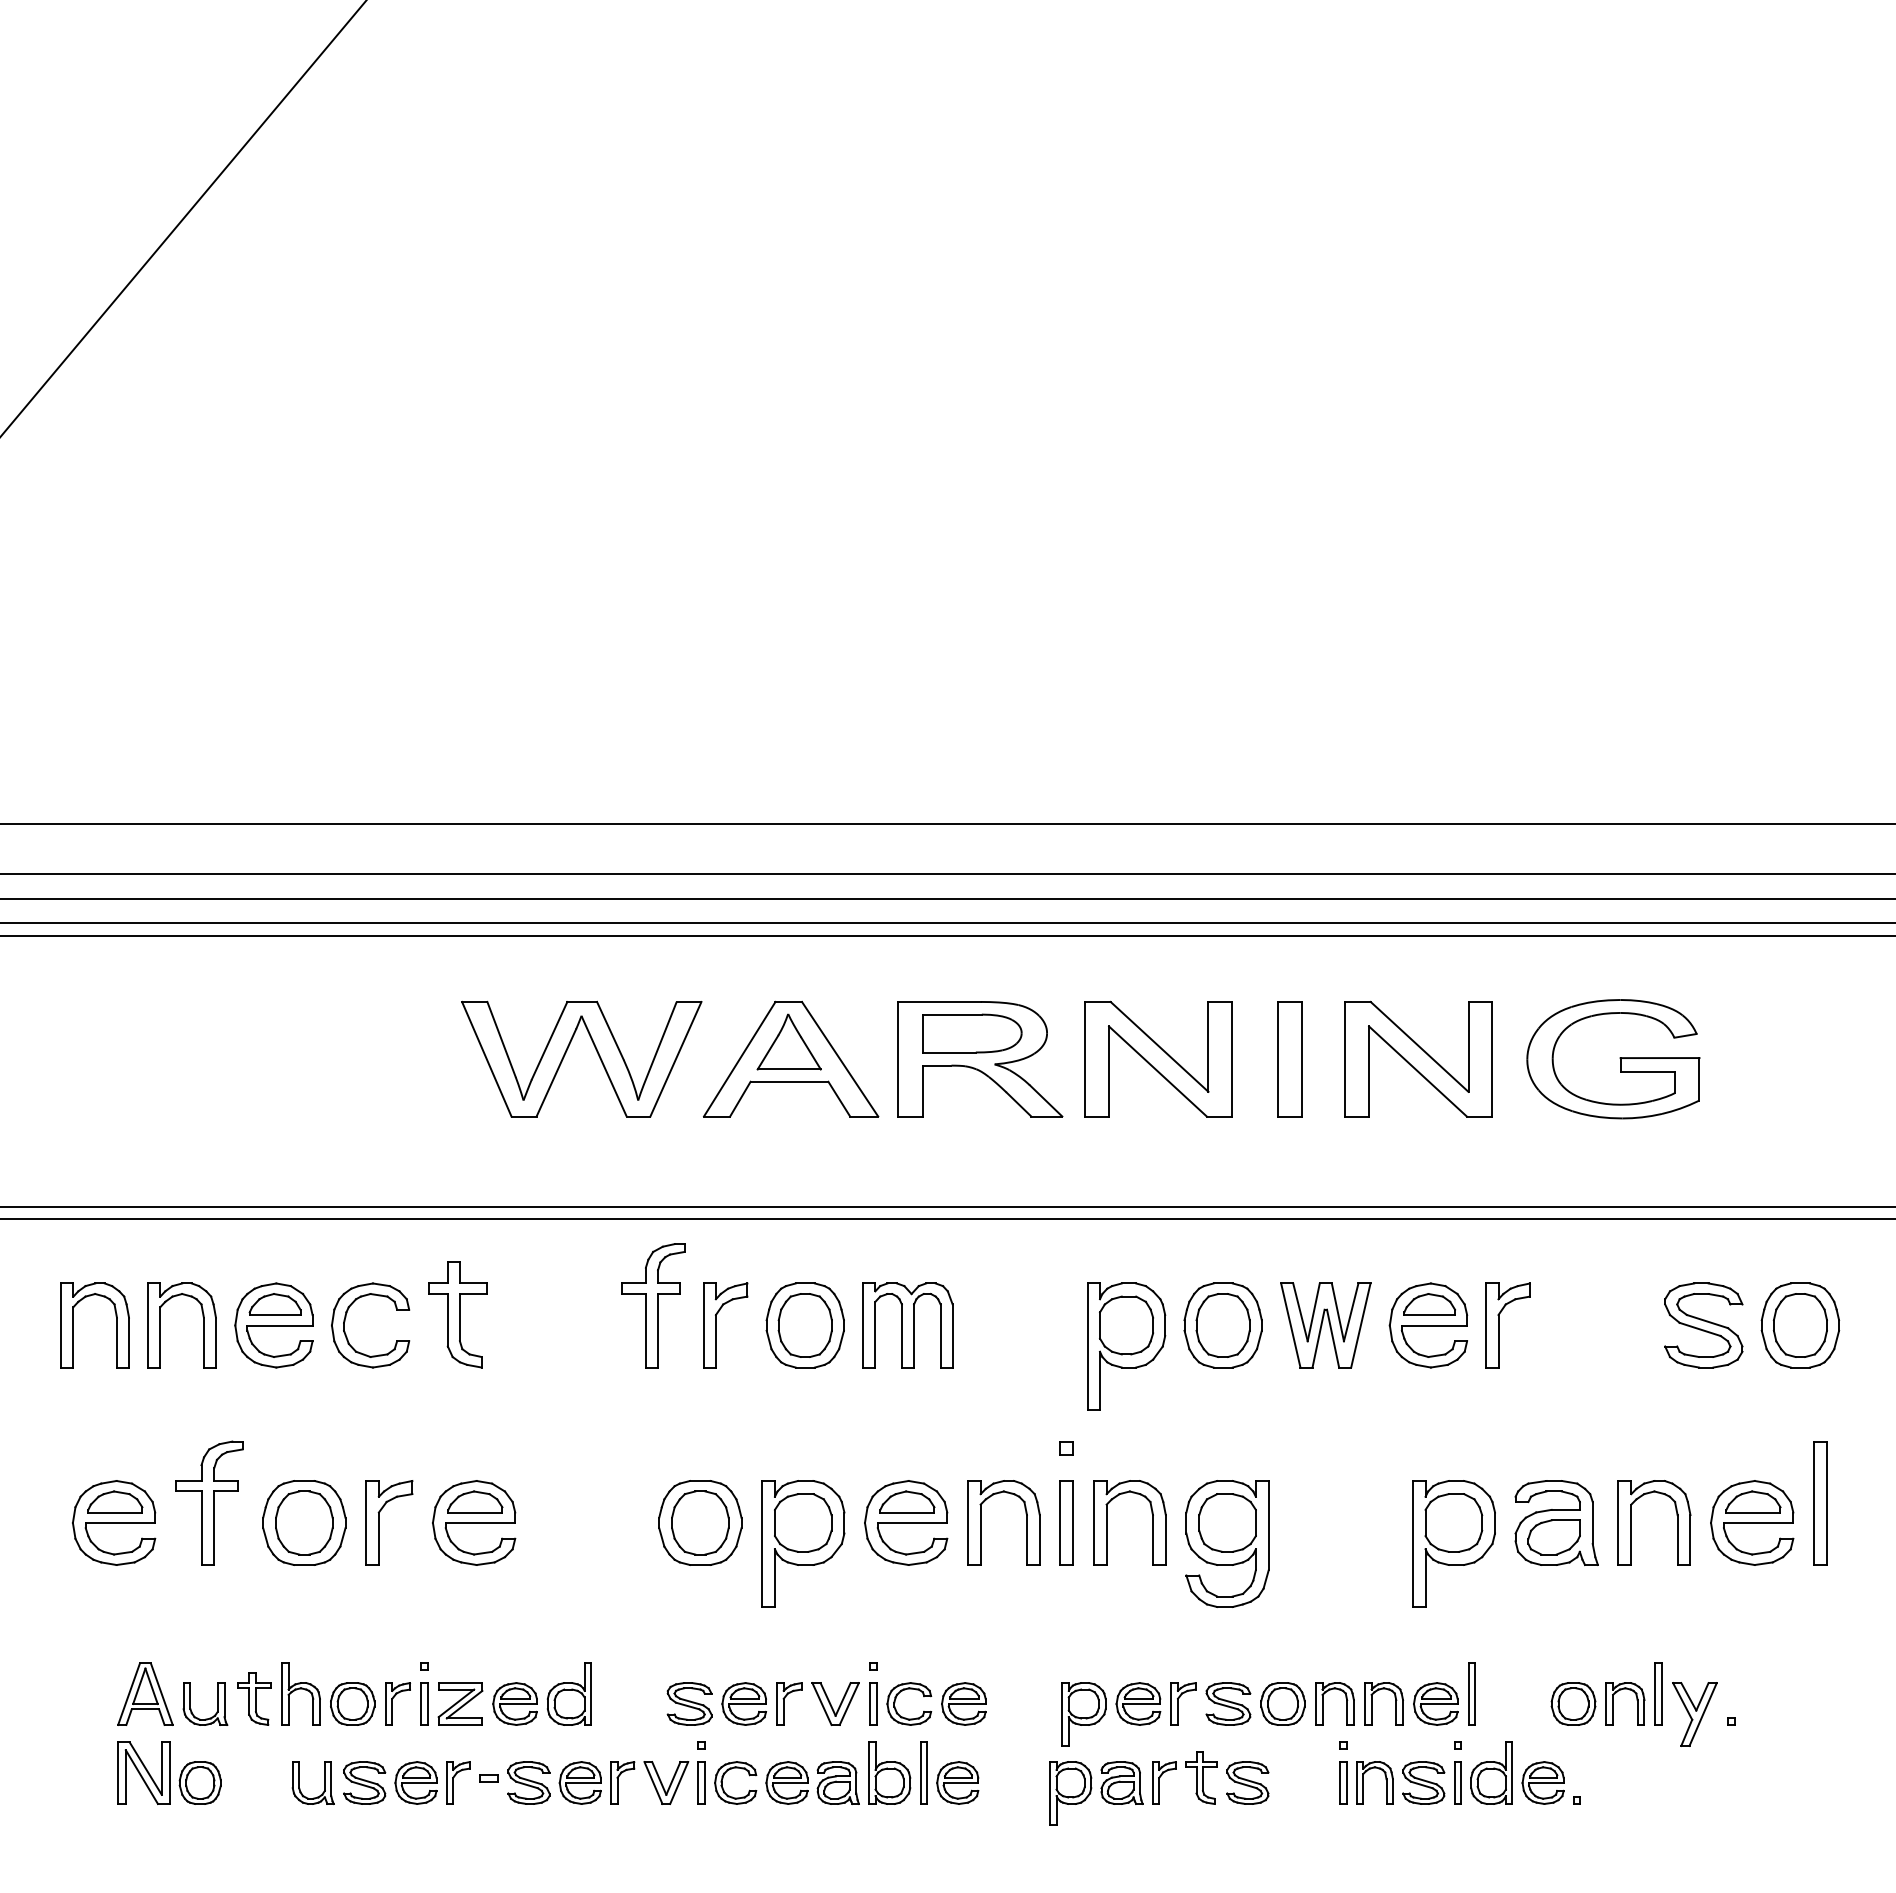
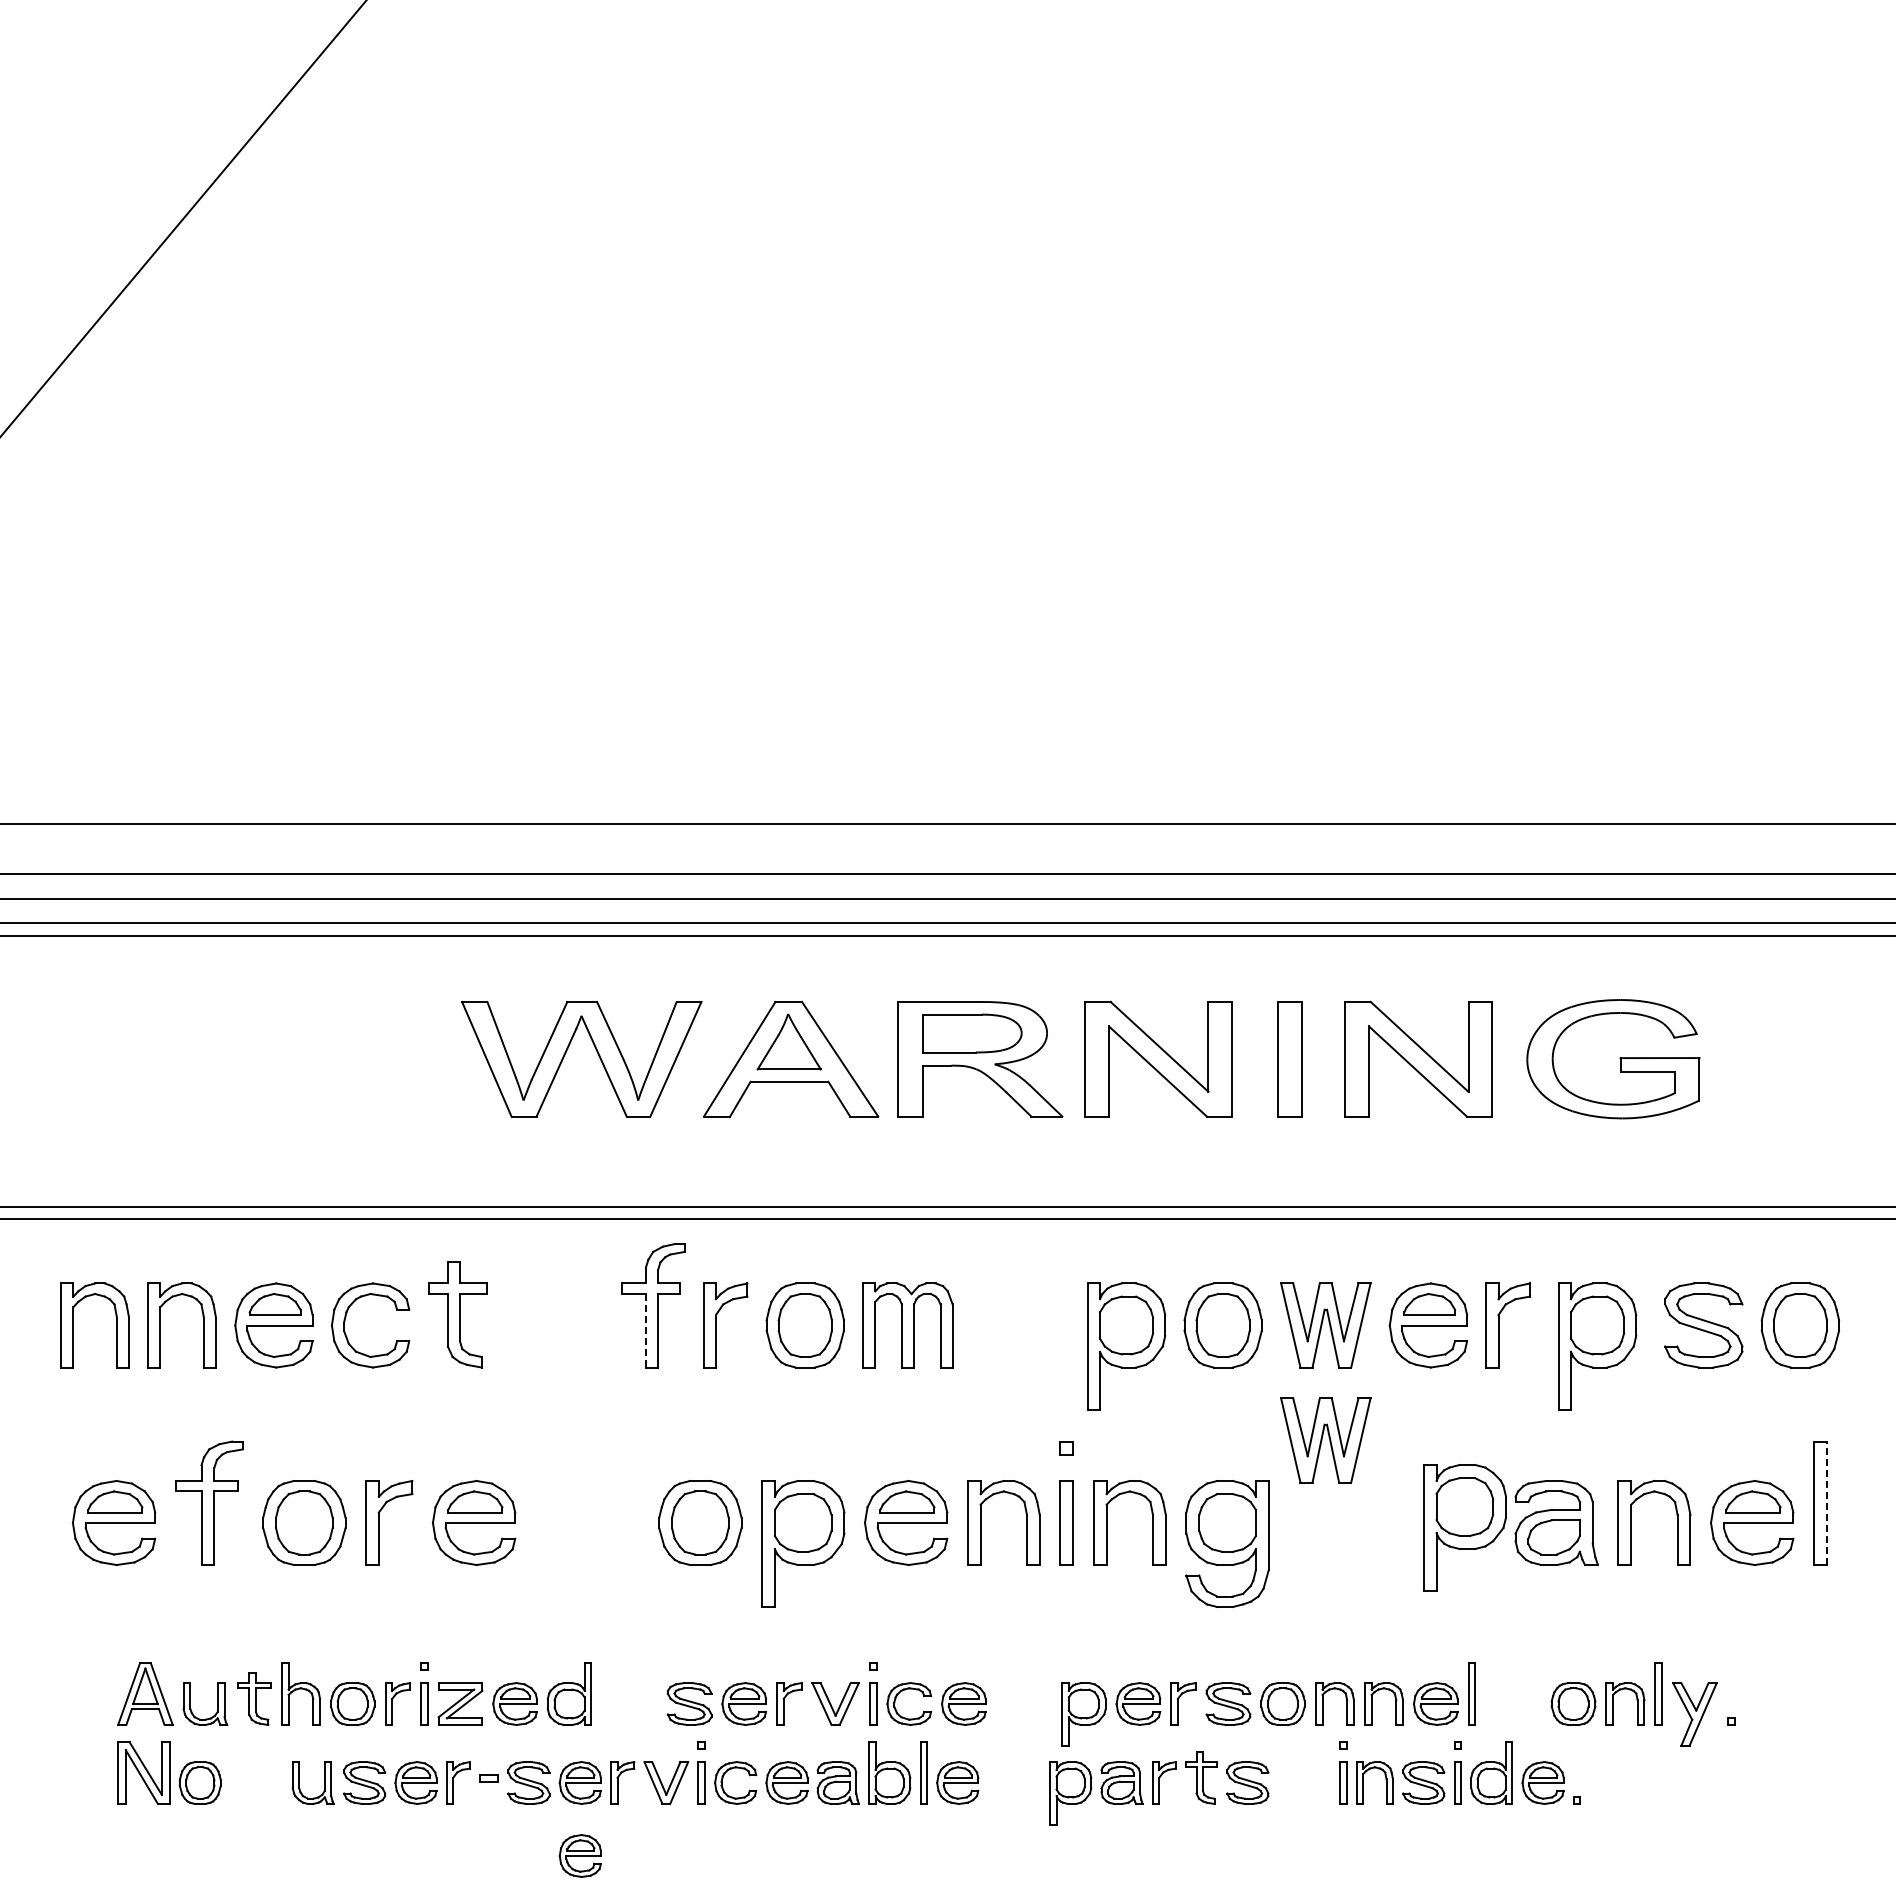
line: solid -> dashed (645, 1330)
part: none -> present (1597, 1346)
part: none -> present (1325, 1440)
line: solid -> dashed (1826, 1503)
part position: (1453, 1543) -> (1464, 1527) (1464, 1527)
part: none -> present (579, 1855)
